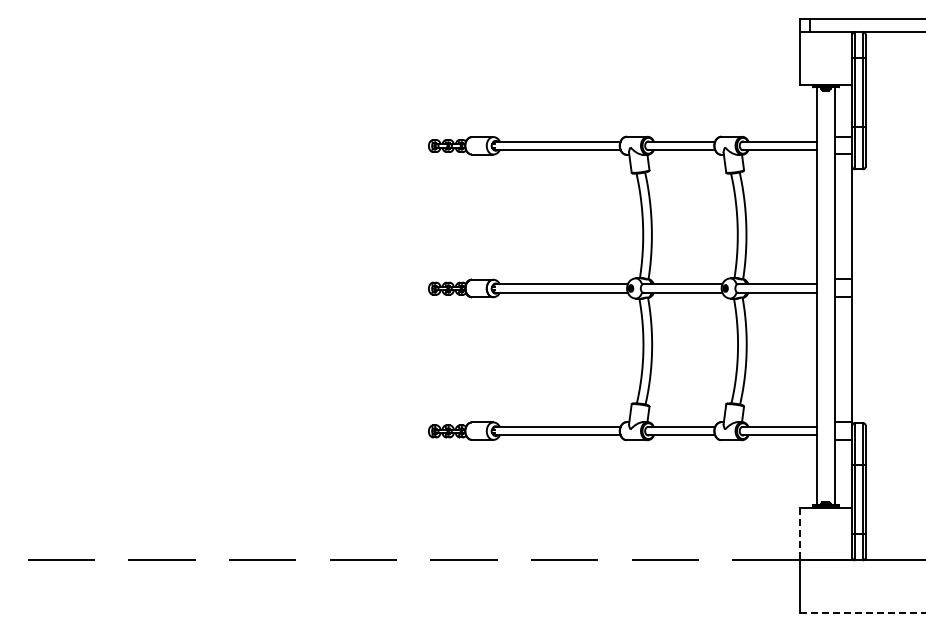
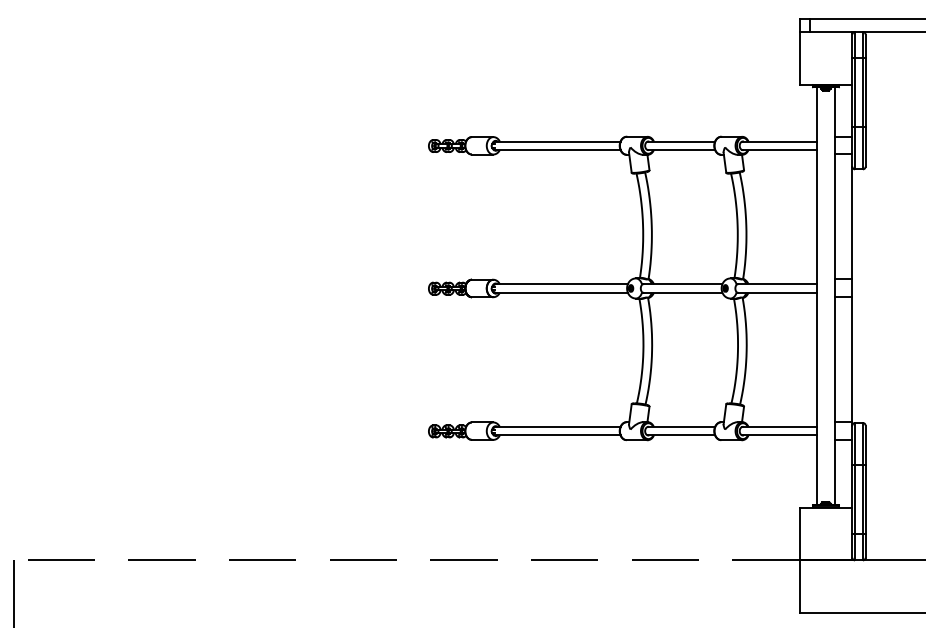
line: dashed -> solid (799, 534)
line: none -> present (14, 594)
line: dashed -> solid (862, 613)
